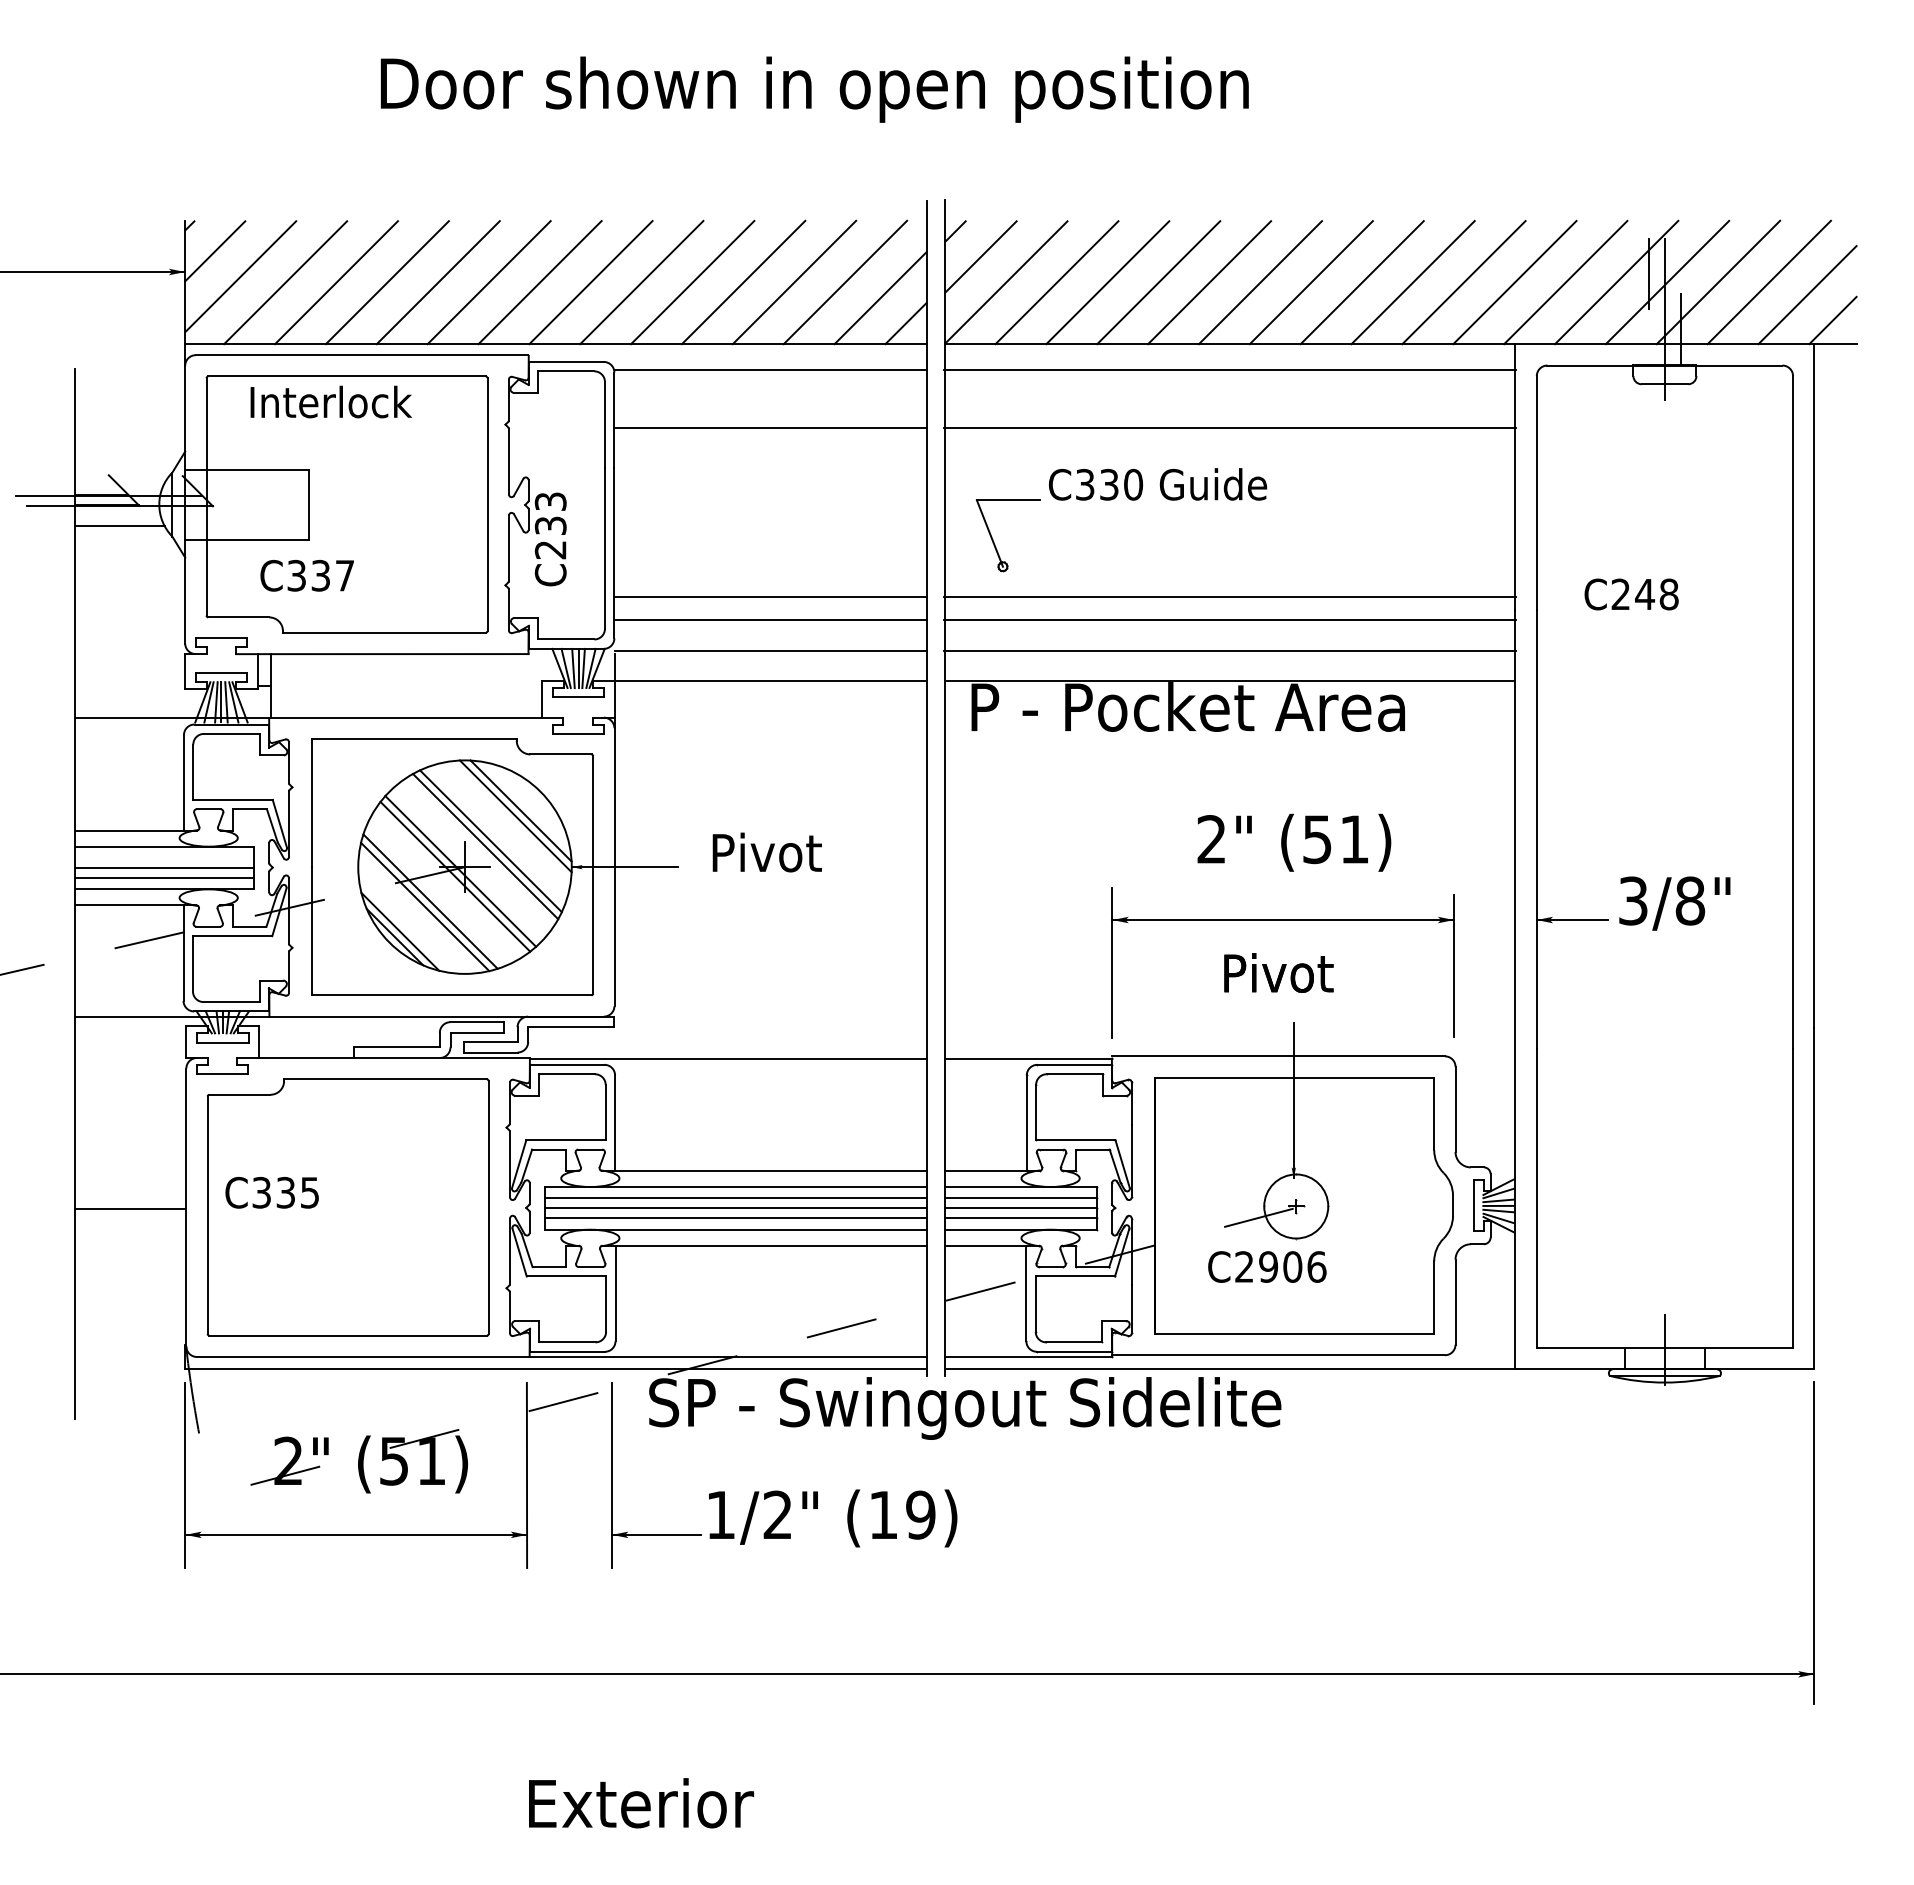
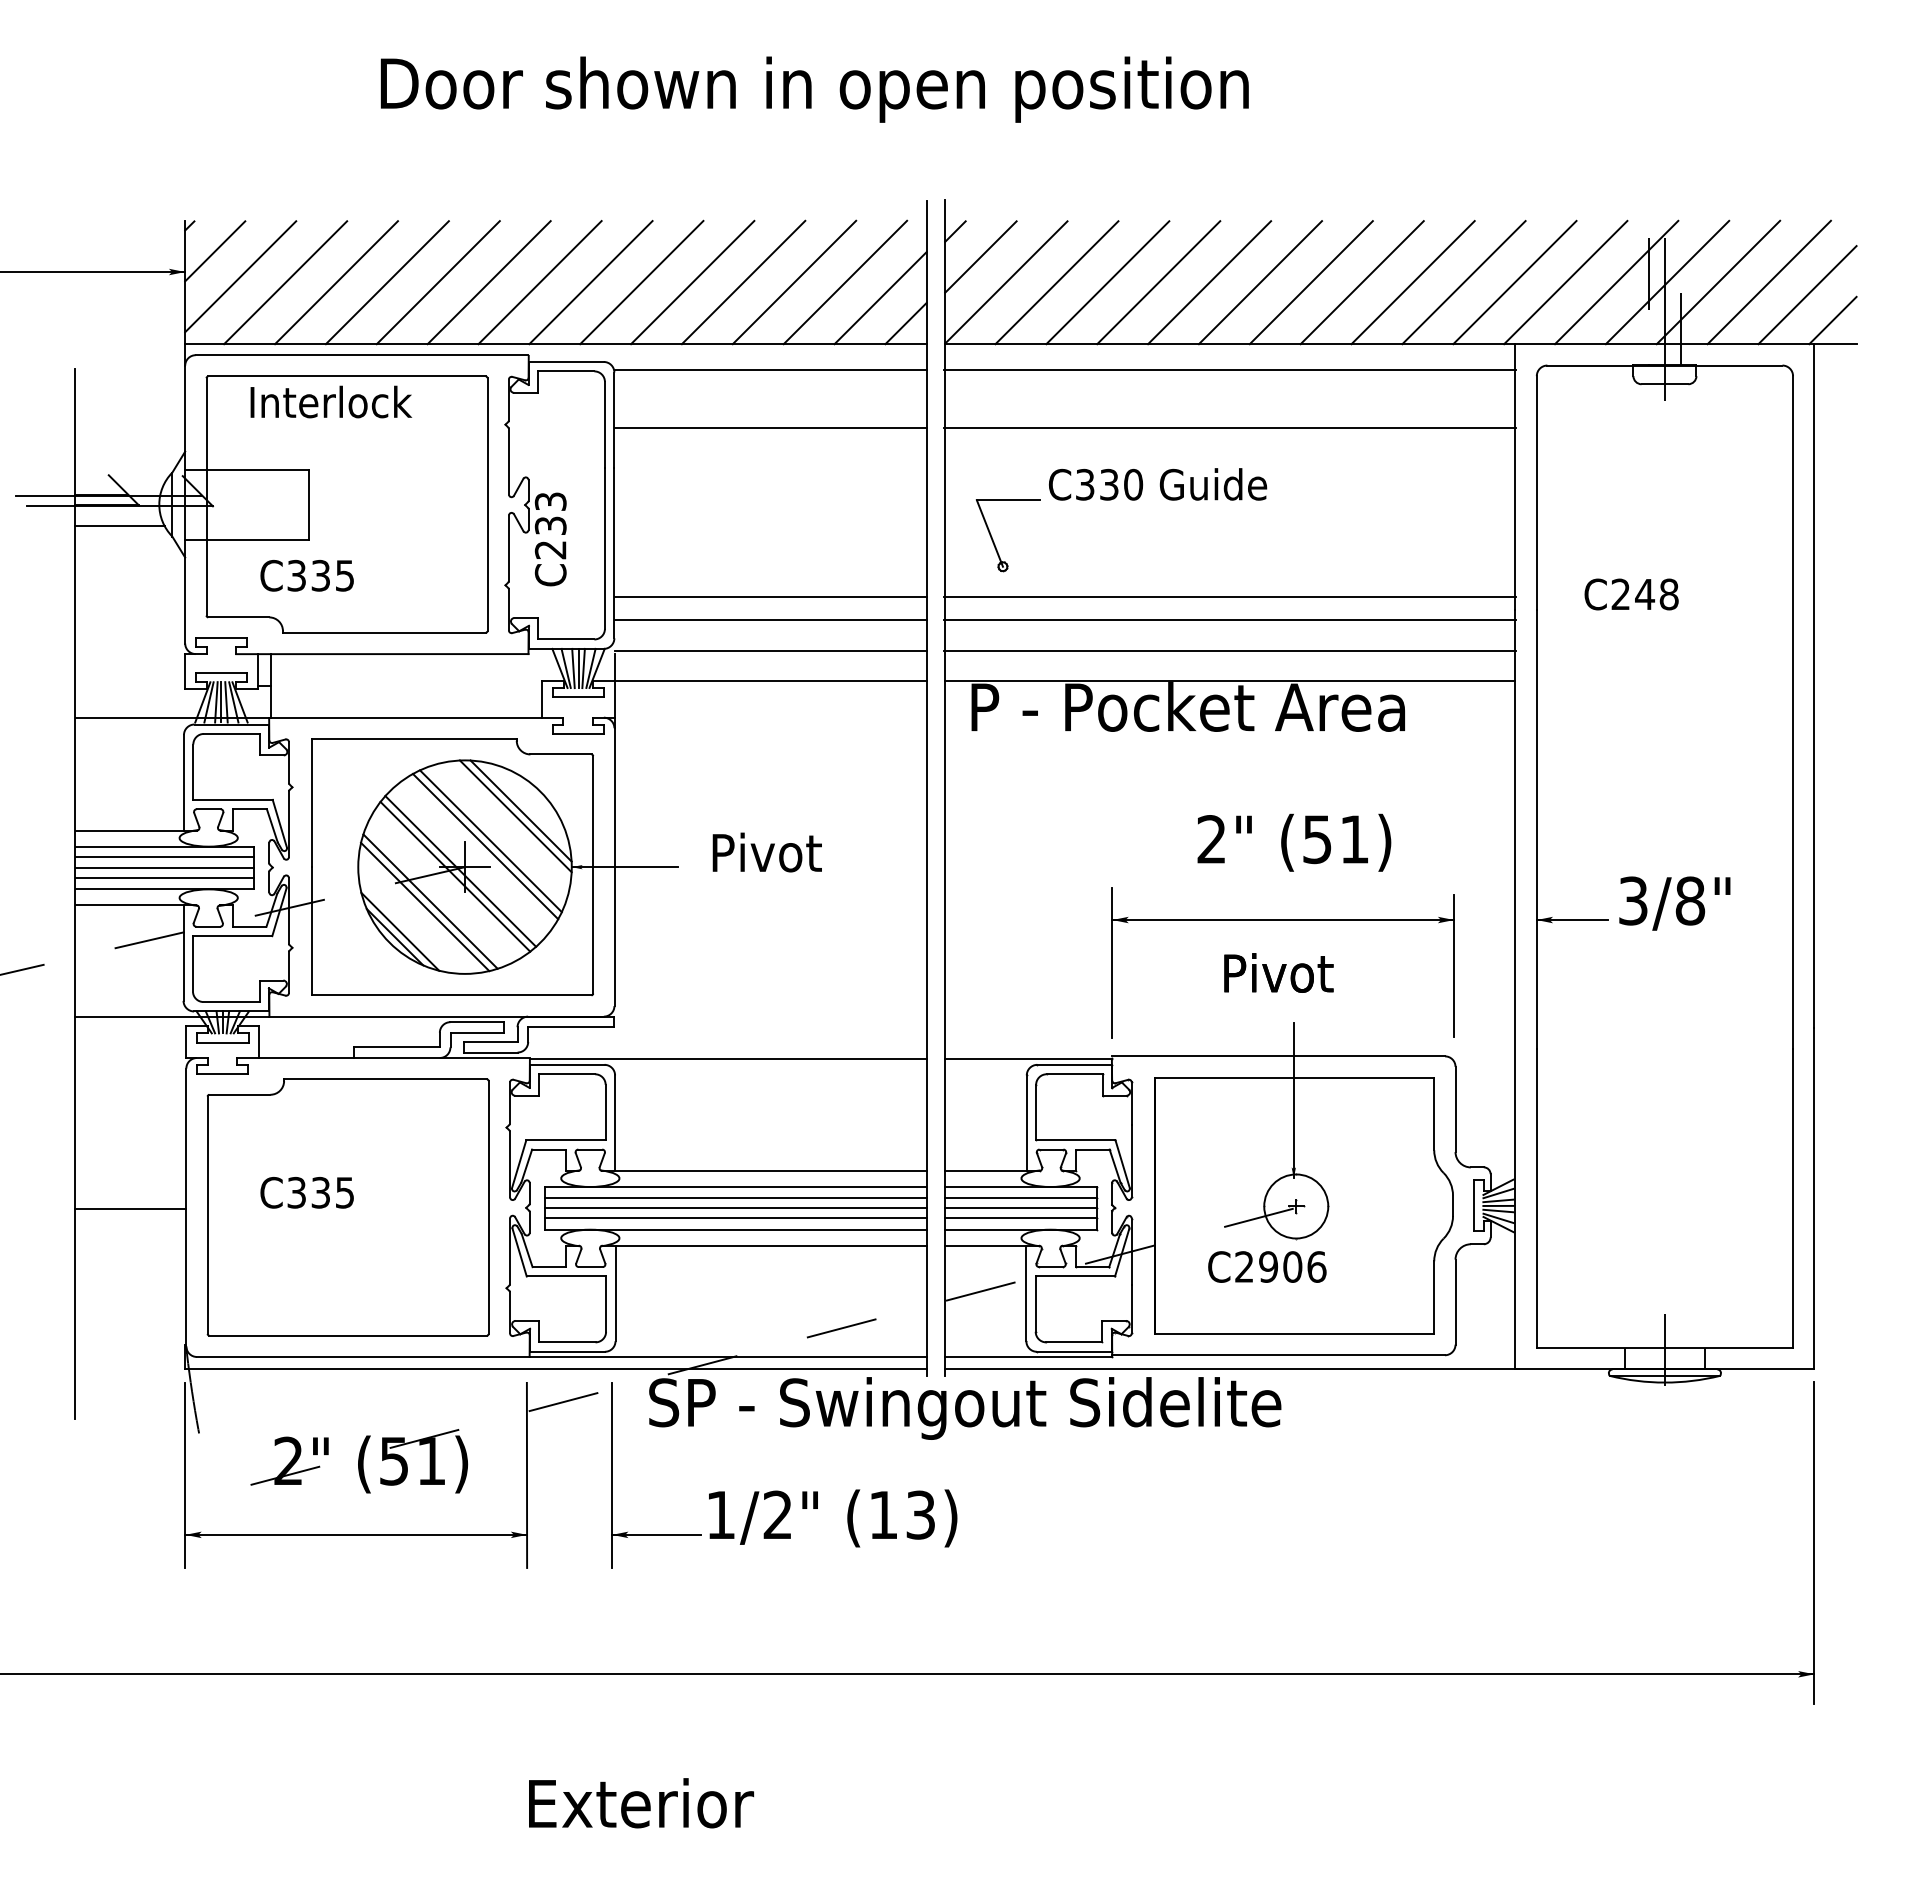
text: C337 -> C335 (344, 575)
line: none -> present (164, 857)
text position: (271, 1192) -> (306, 1192) (306, 1192)
text: (19) -> (13) (920, 1514)
